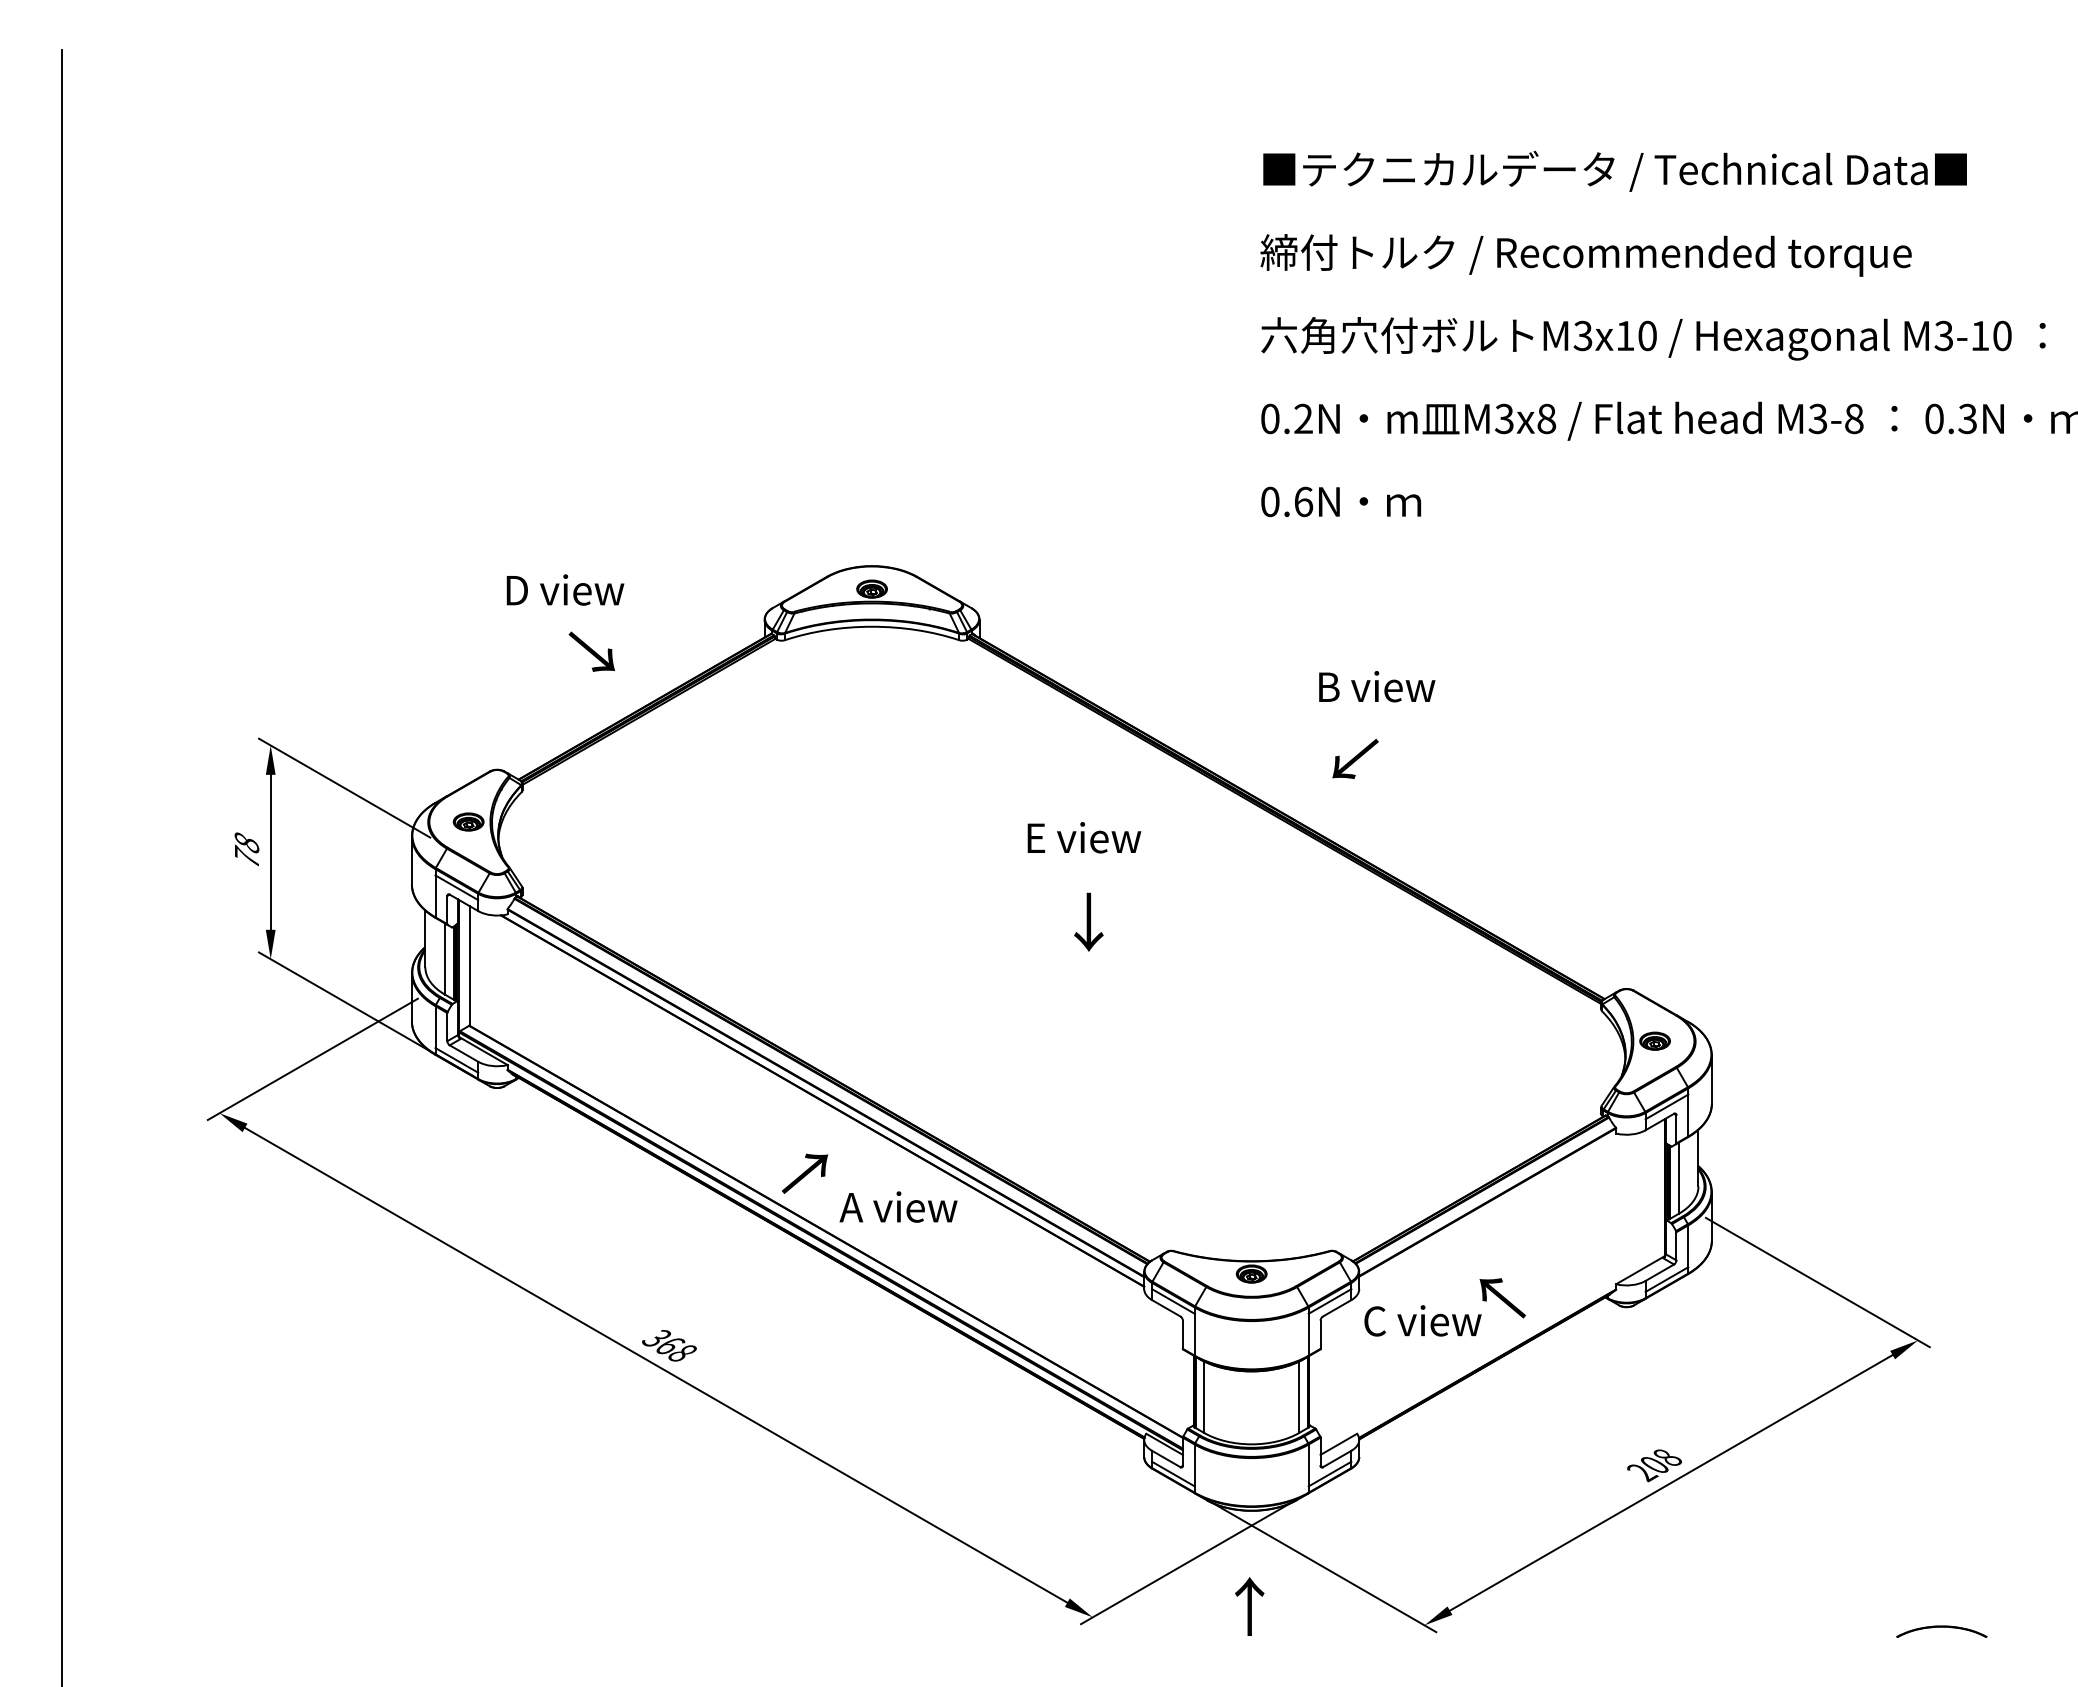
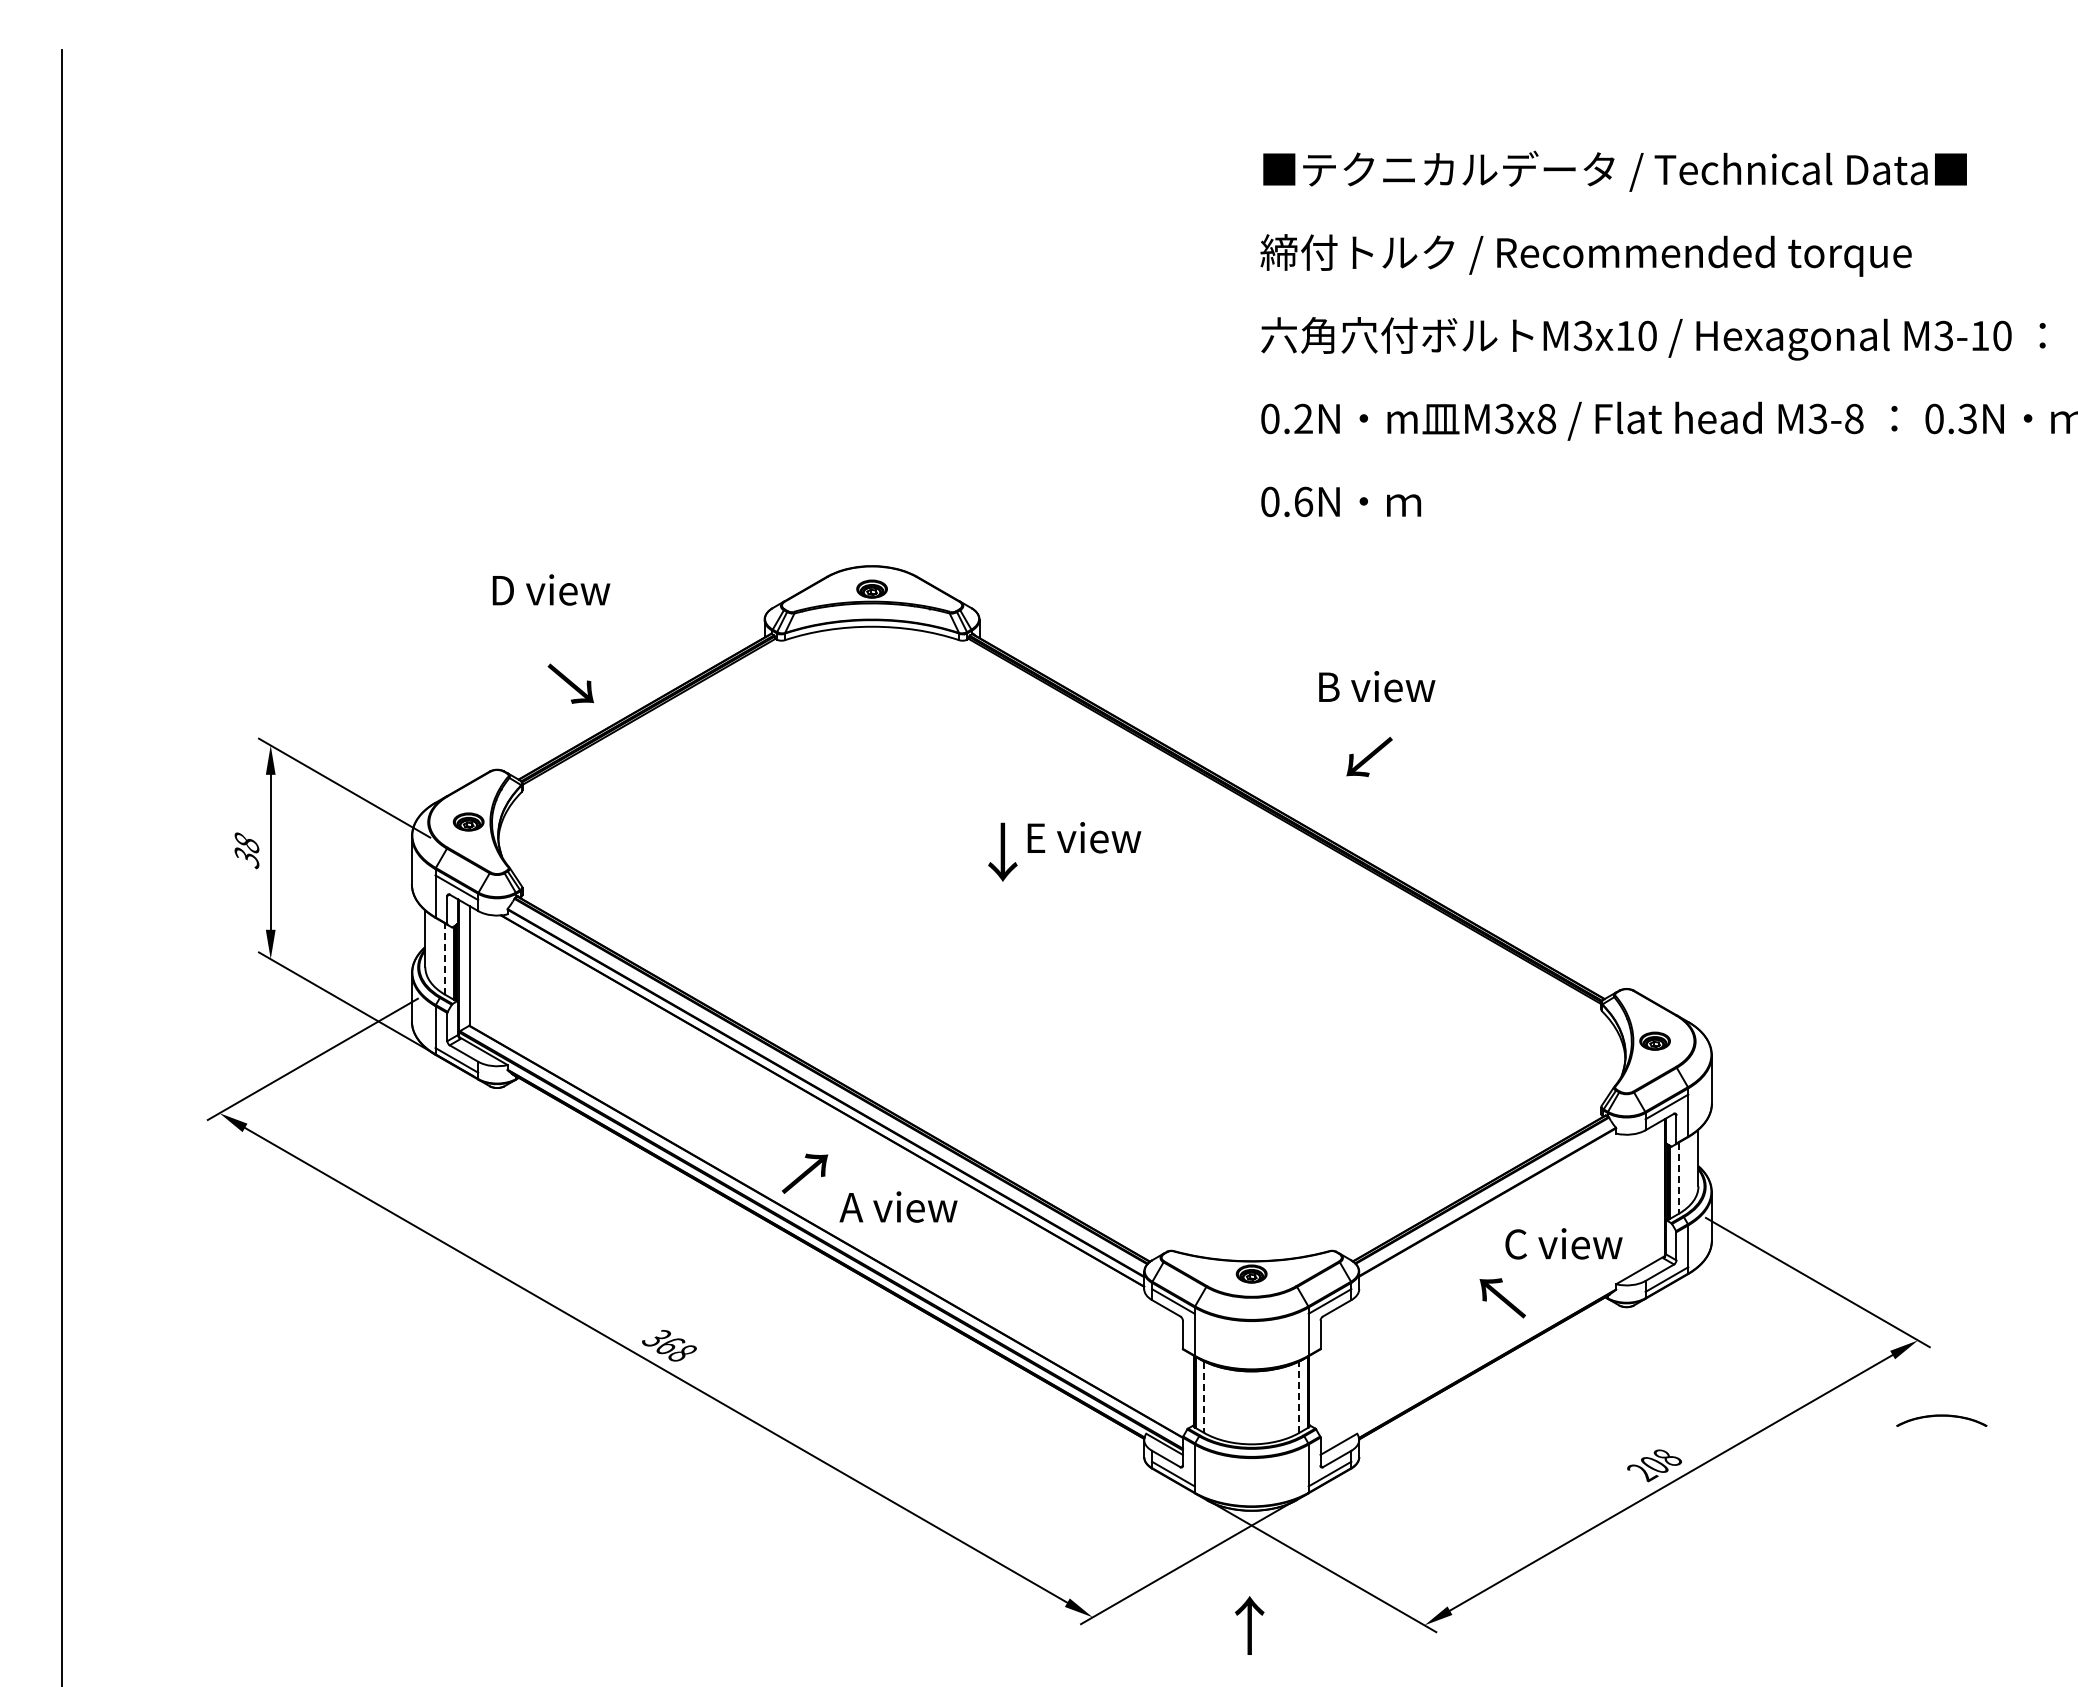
text position: (565, 589) -> (551, 589) (551, 589)
text position: (591, 651) -> (570, 683) (570, 683)
text position: (1355, 758) -> (1369, 756) (1369, 756)
text: 78 -> 38 (246, 856)
text position: (1088, 921) -> (1002, 851) (1002, 851)
line: solid -> dashed (444, 959)
line: solid -> dashed (1678, 1178)
text position: (1422, 1320) -> (1563, 1243) (1563, 1243)
line: solid -> dashed (1204, 1397)
line: solid -> dashed (1299, 1397)
text position: (1249, 1606) -> (1249, 1625) (1249, 1625)
part position: (1941, 1631) -> (1941, 1420) (1941, 1420)
